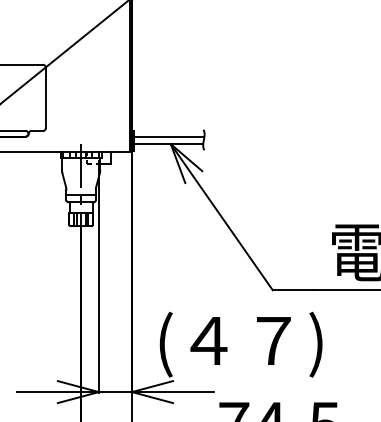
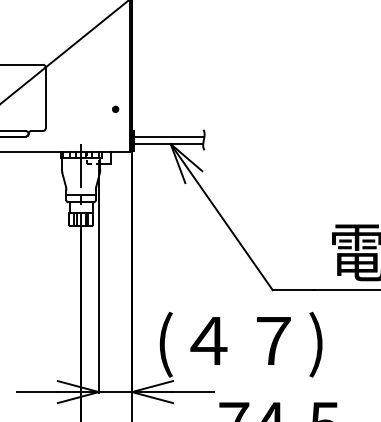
part: none -> present (115, 108)
